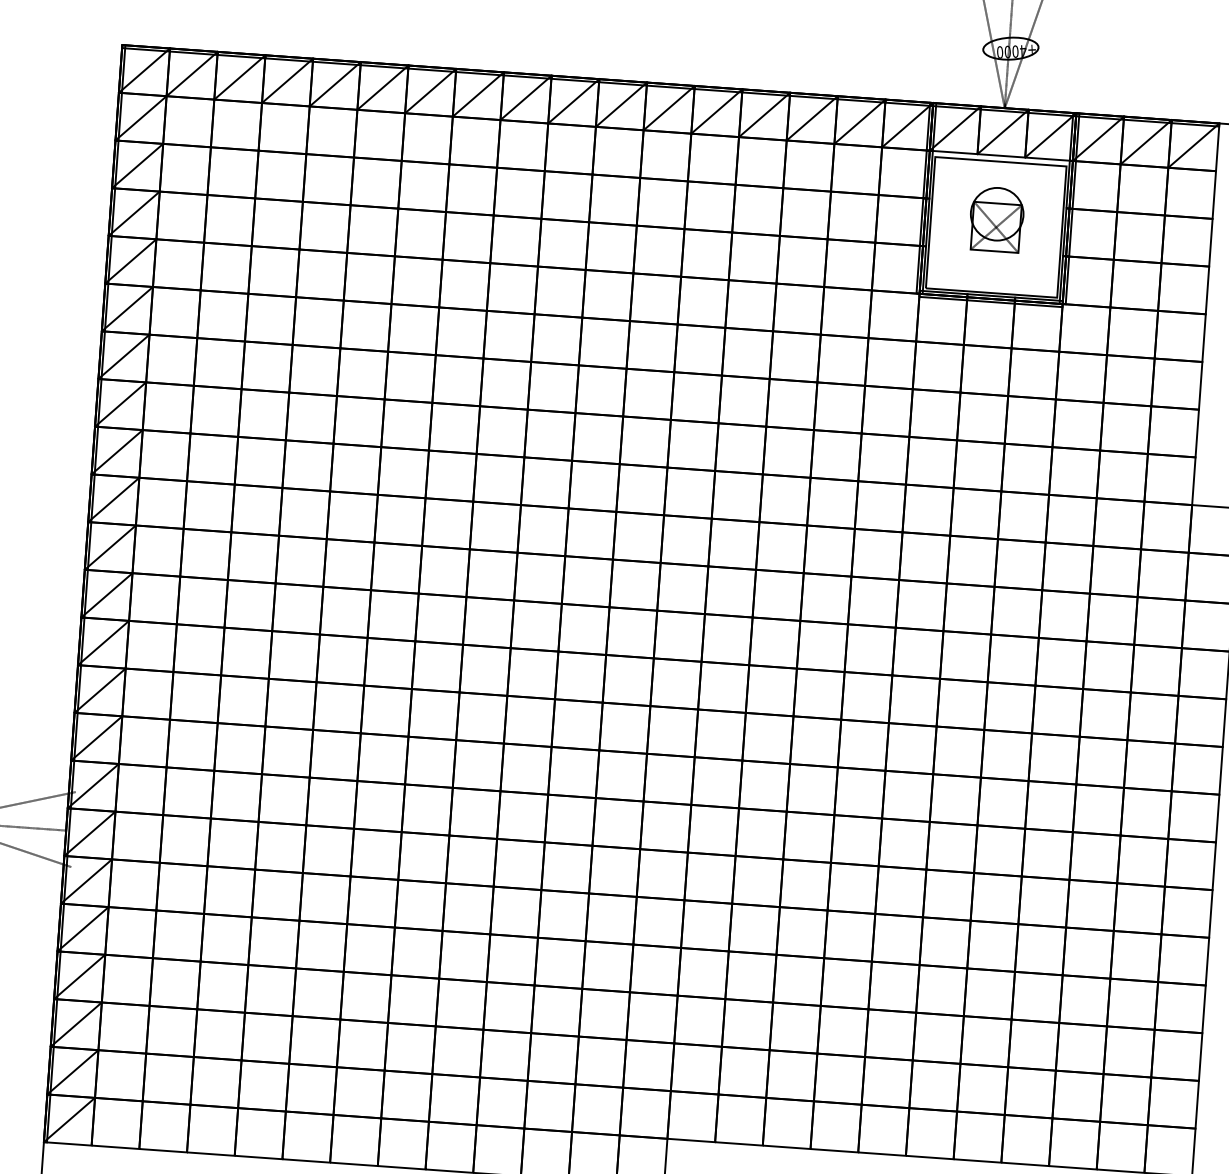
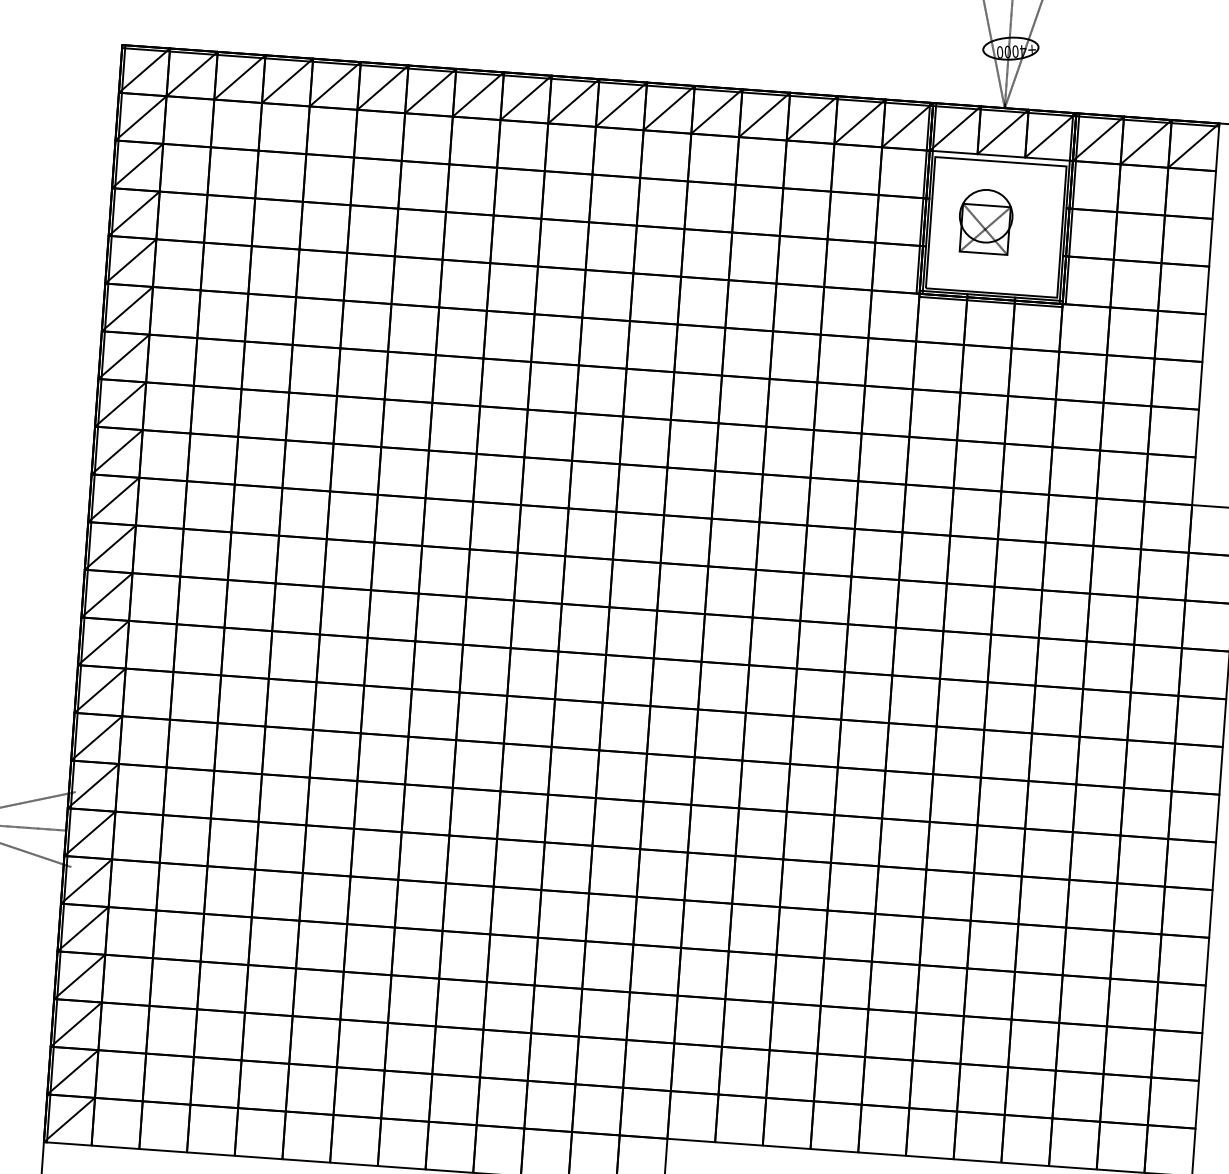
part position: (996, 220) -> (985, 222) (985, 222)
